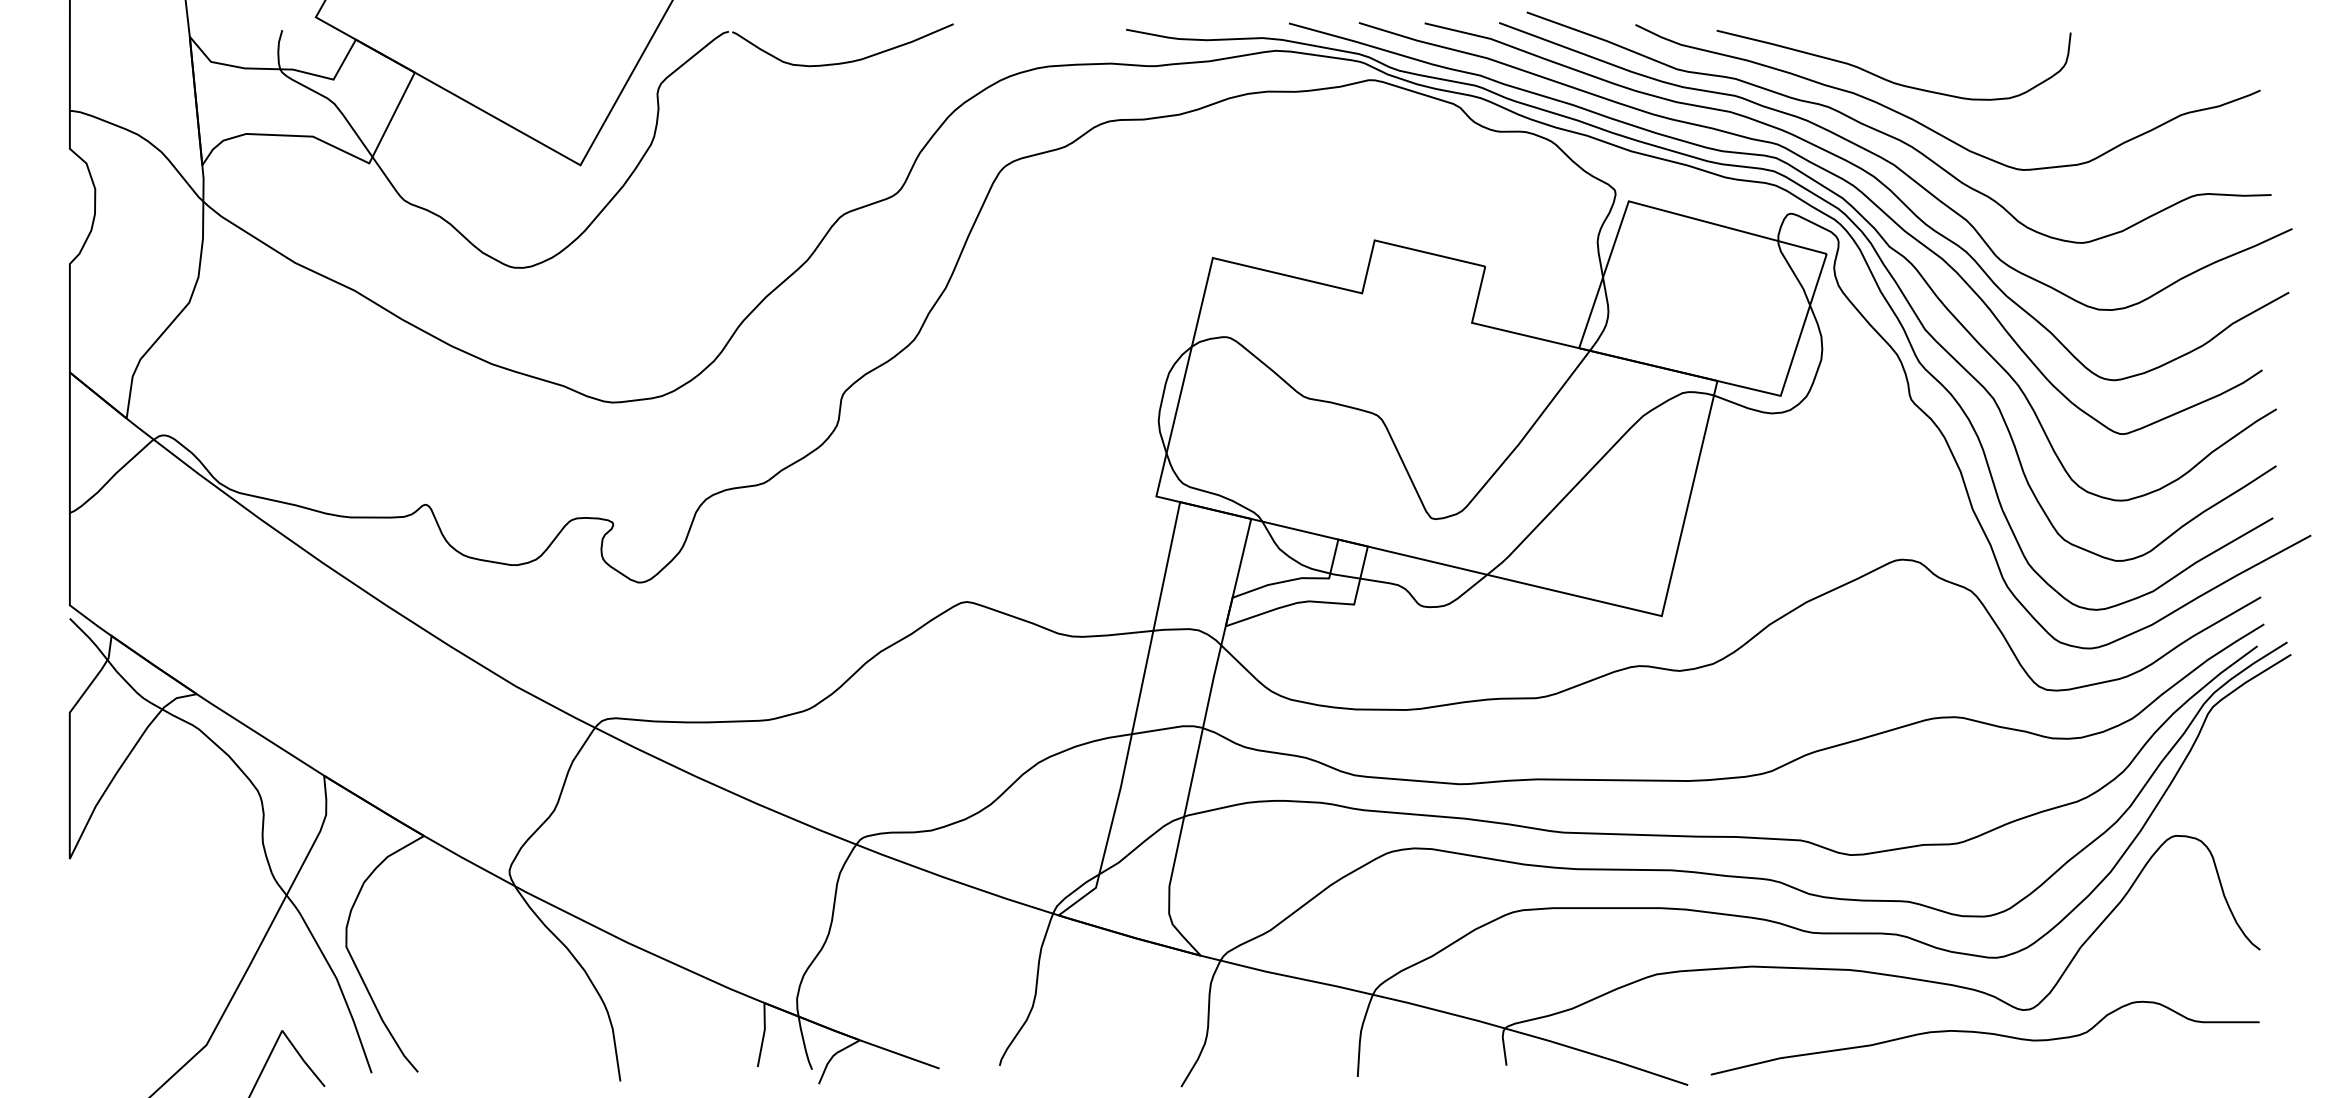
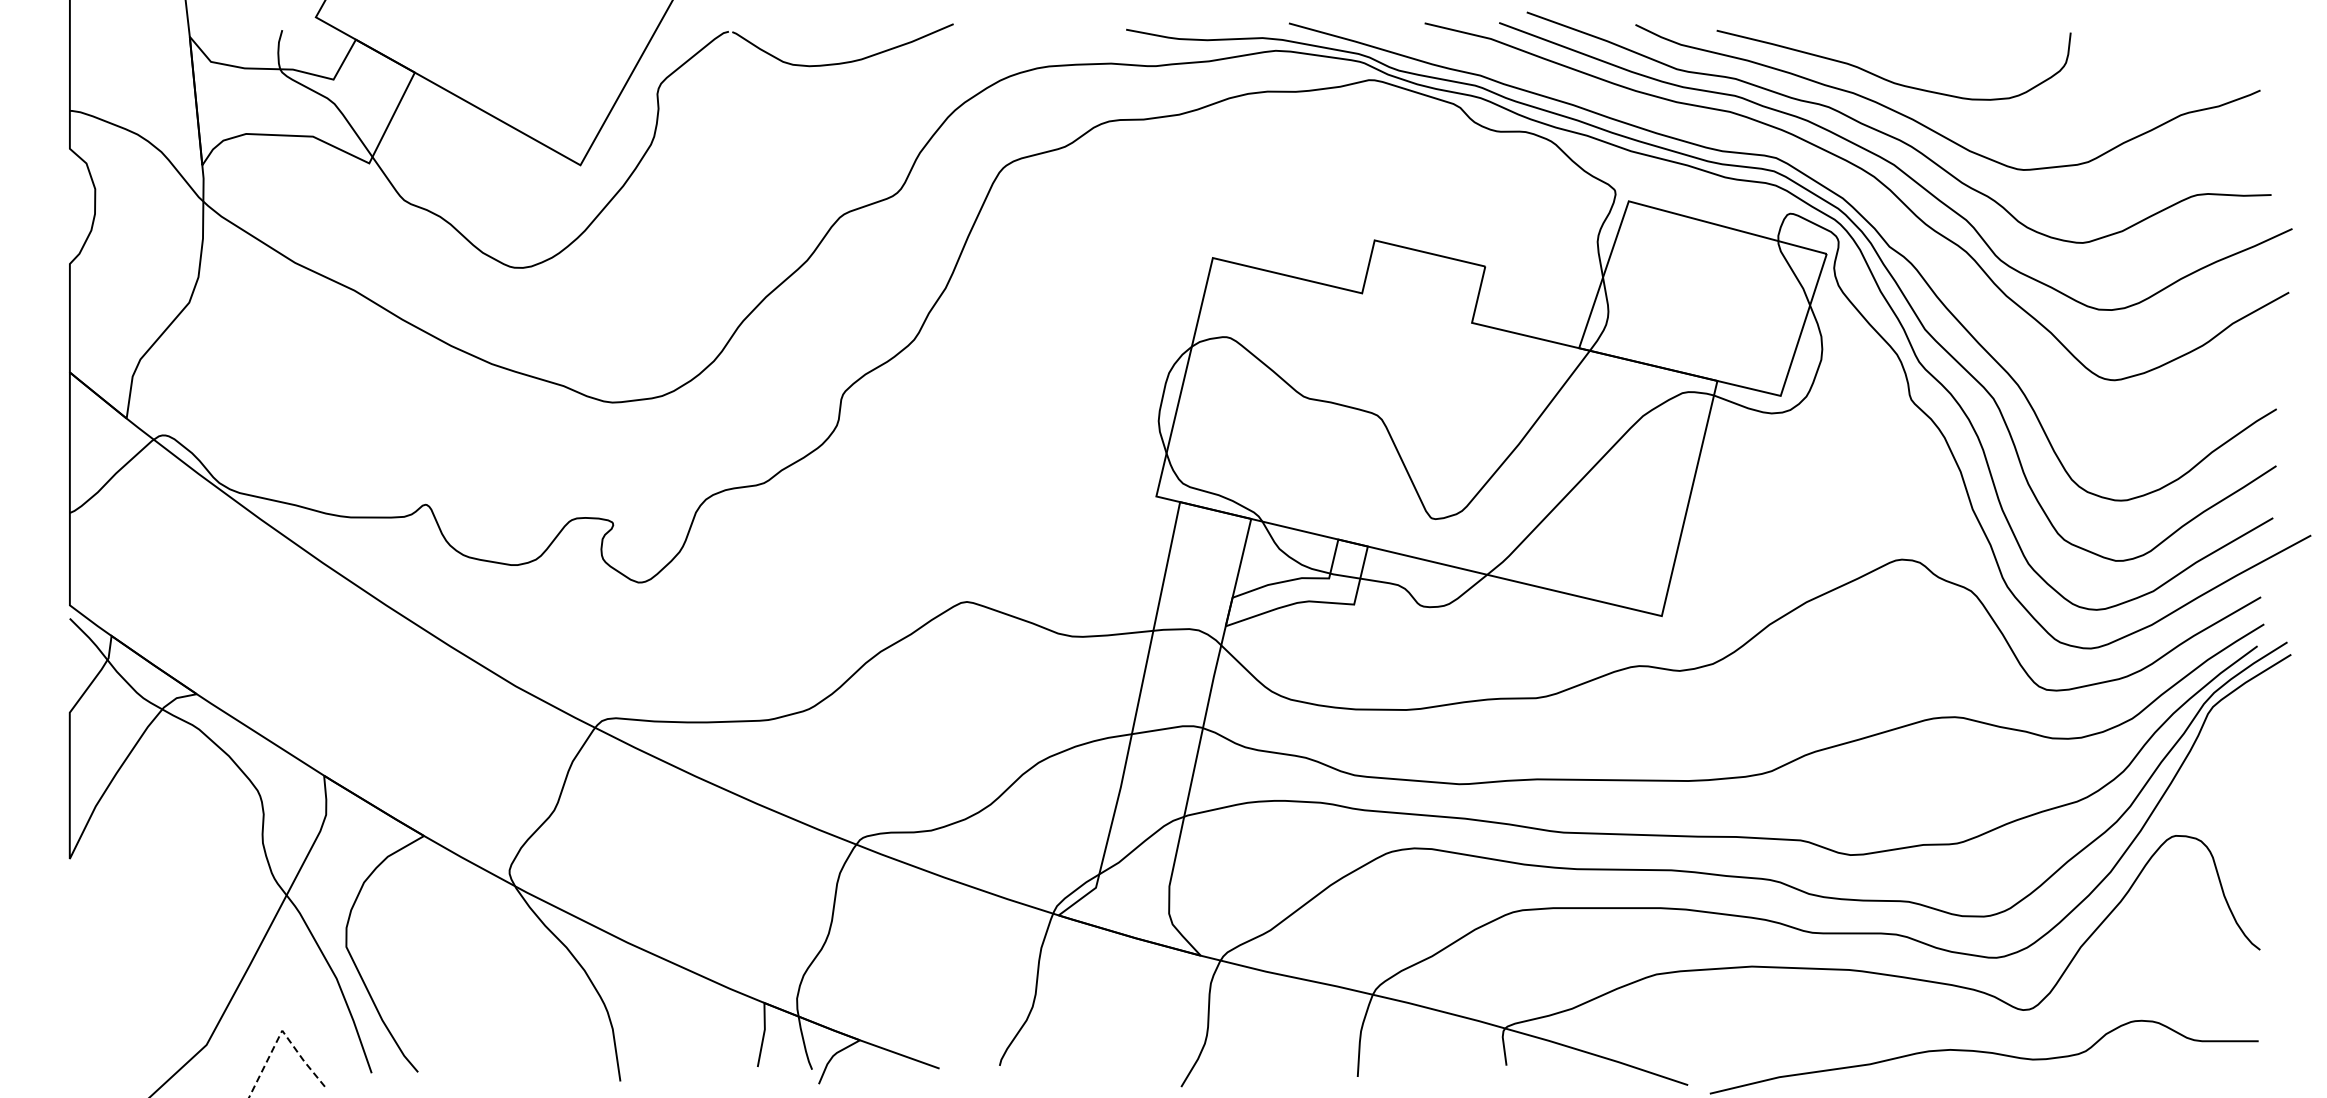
curve: present -> none (1842, 180)
line: solid -> dashed (281, 1031)
curve position: (1985, 1034) -> (1984, 1053) (1984, 1053)
